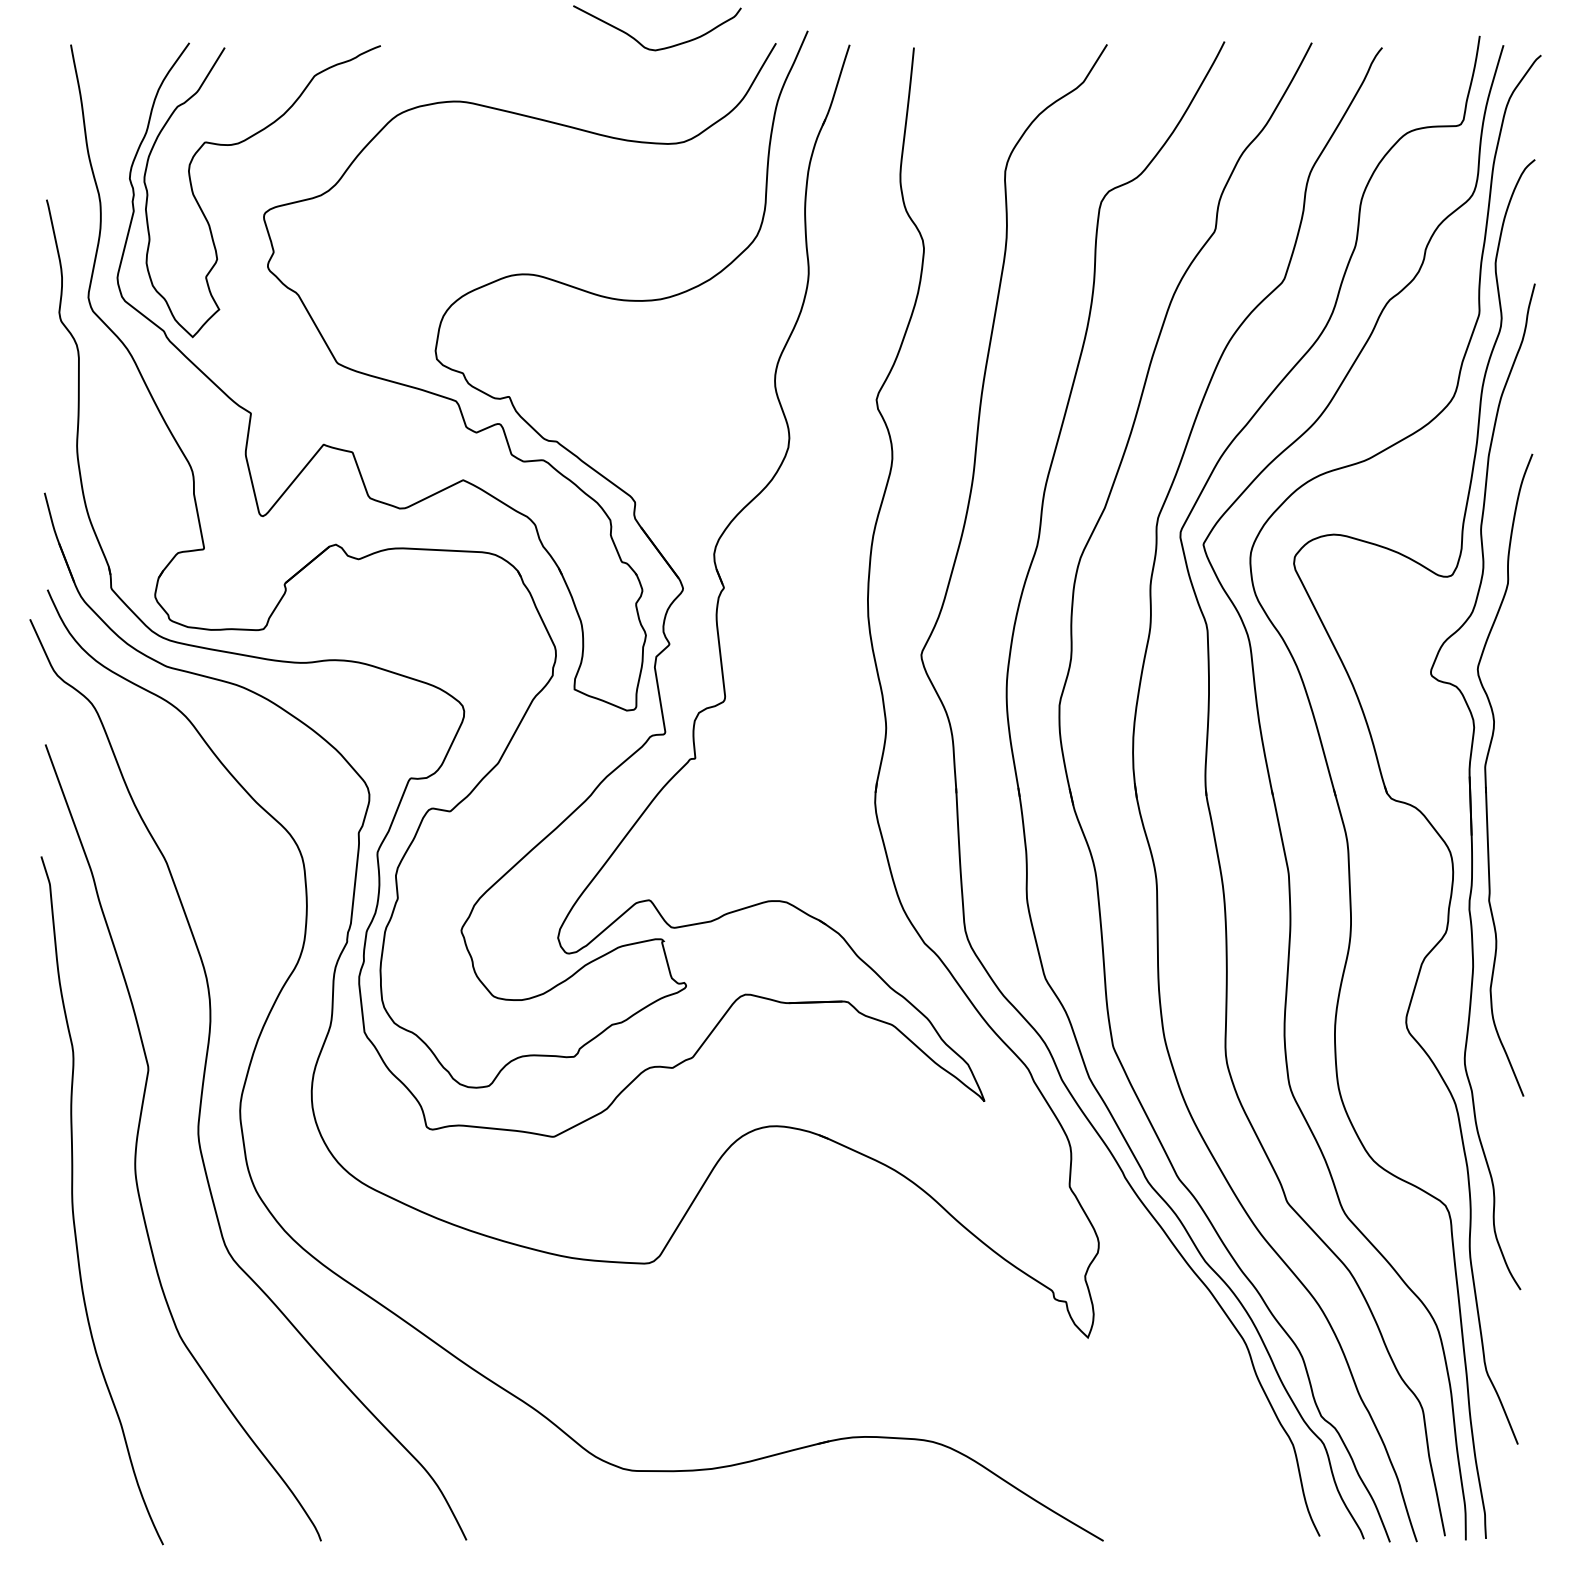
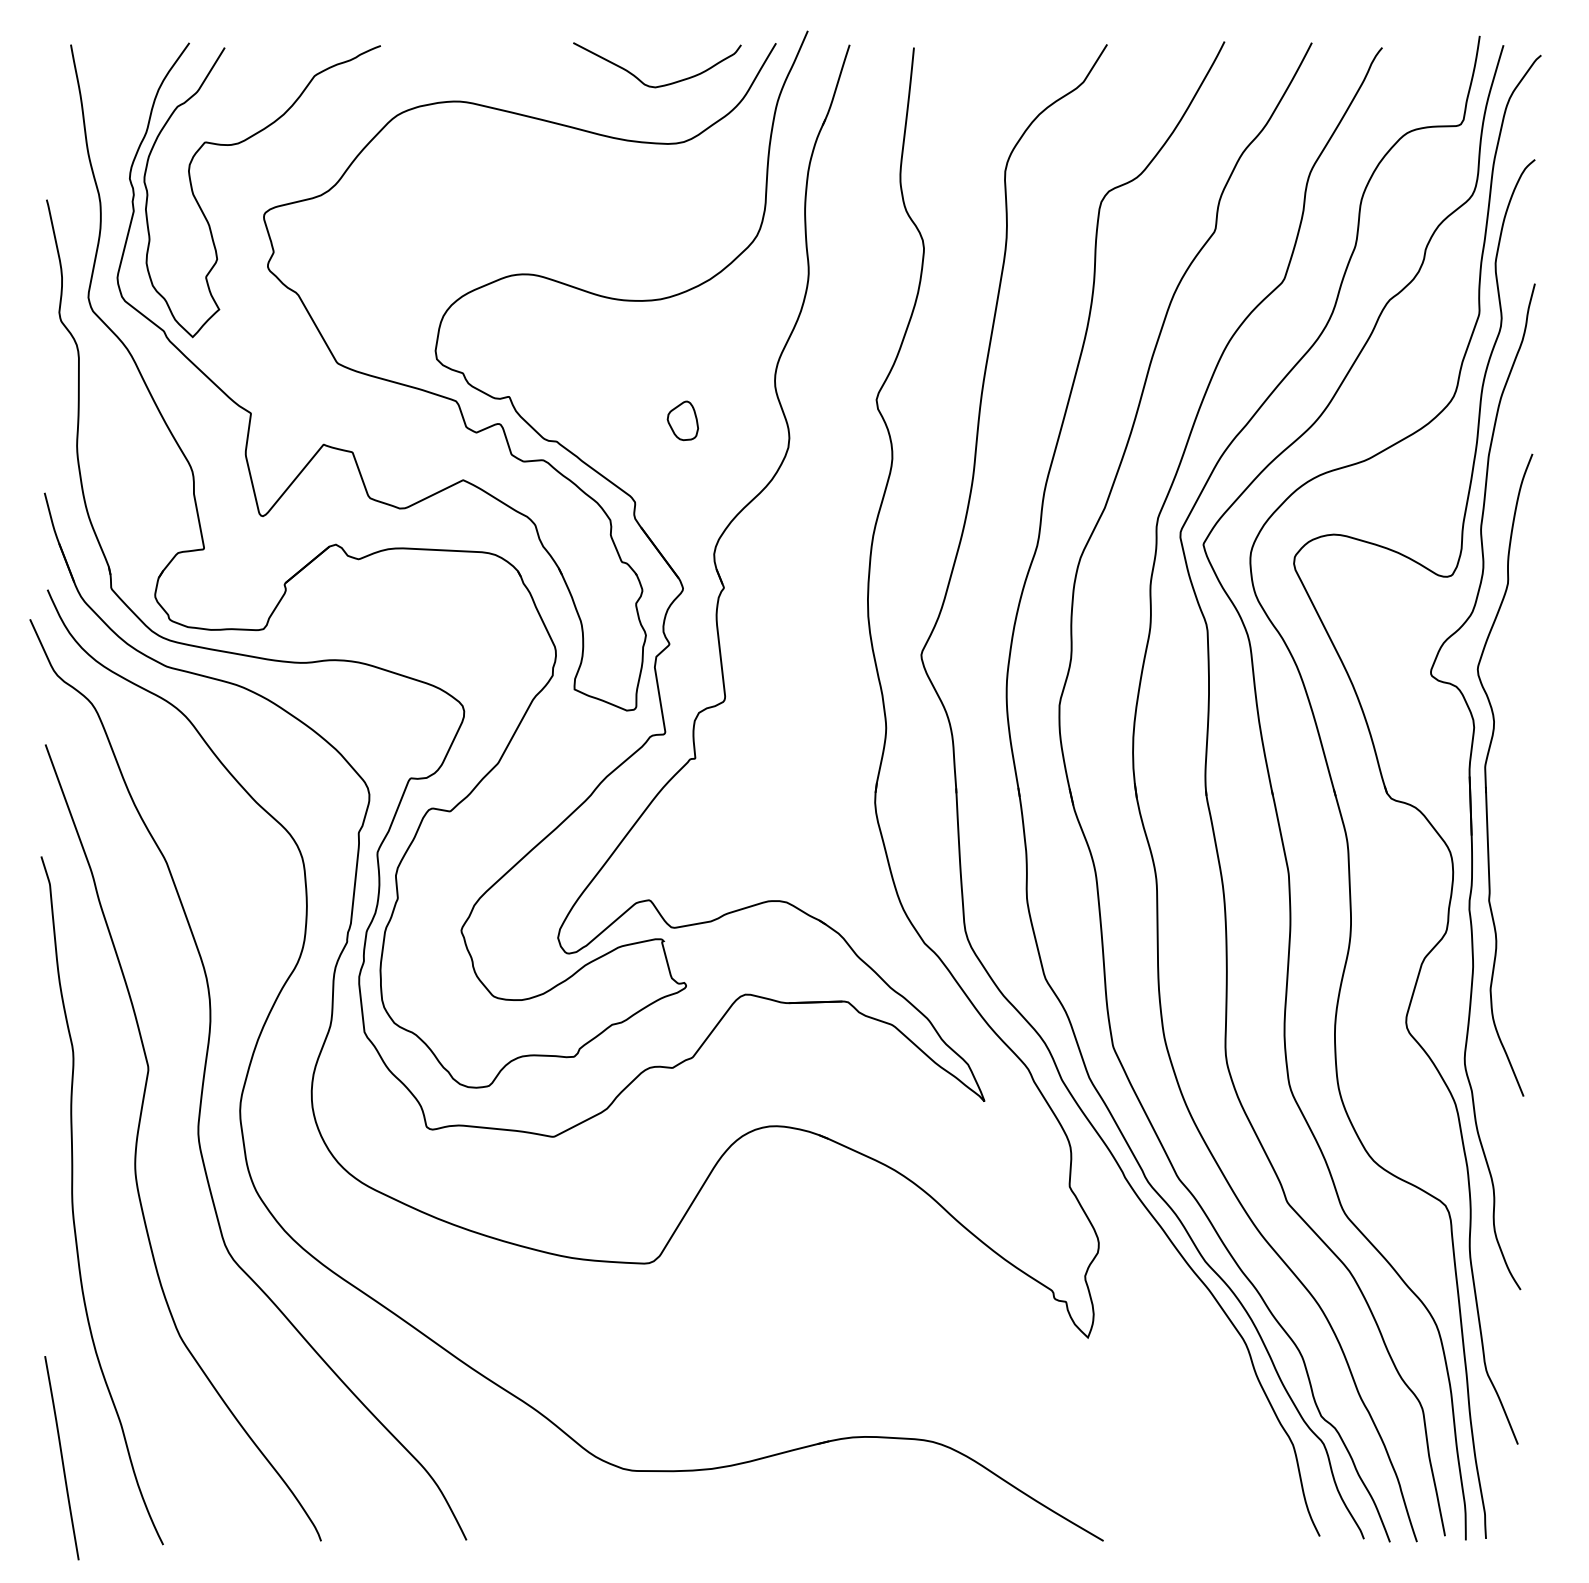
curve position: (663, 47) -> (663, 84) (663, 84)
part: none -> present (682, 420)
line: none -> present (61, 1458)
